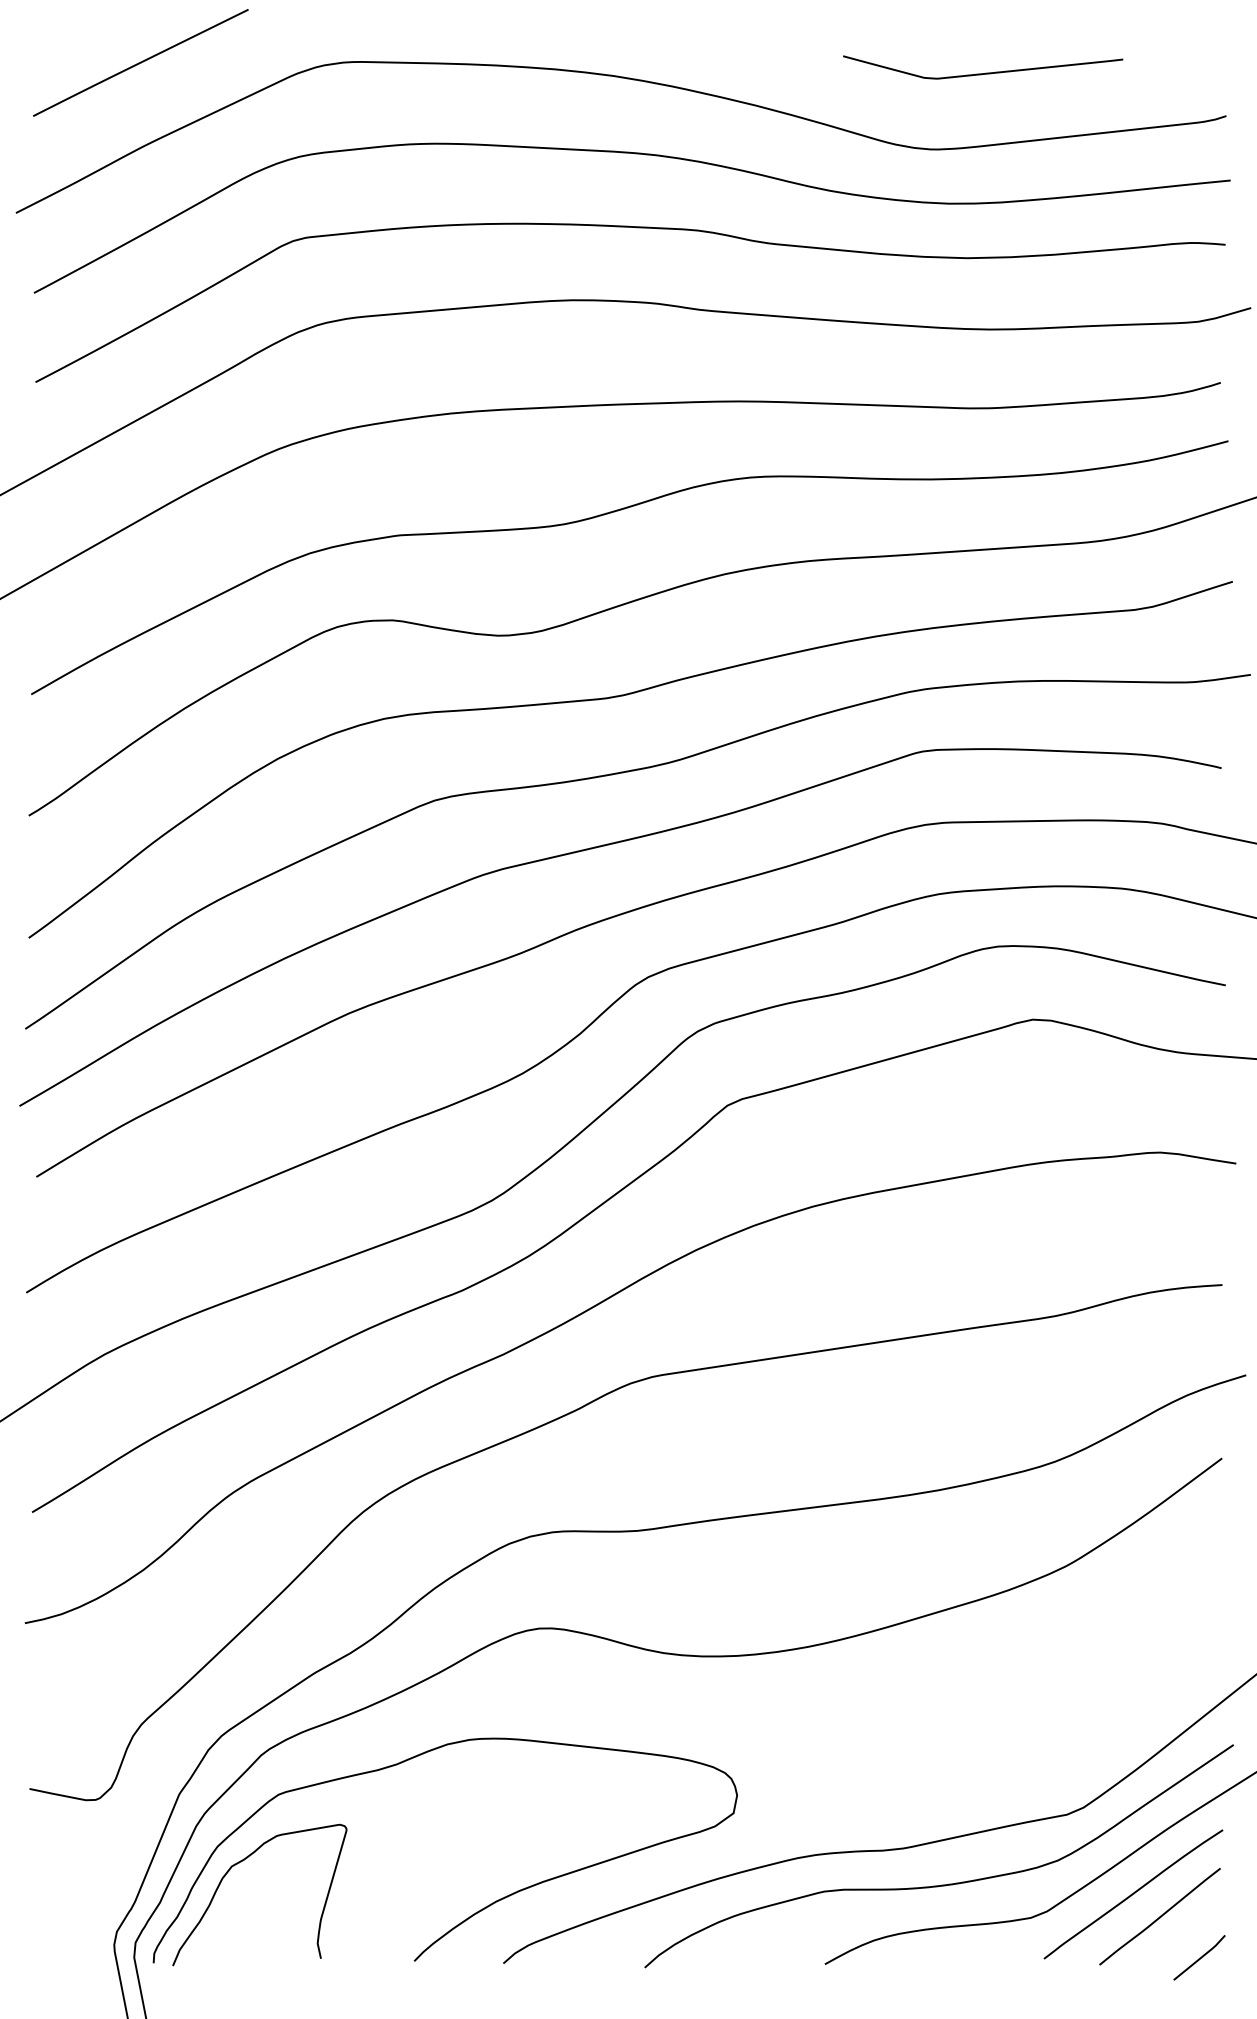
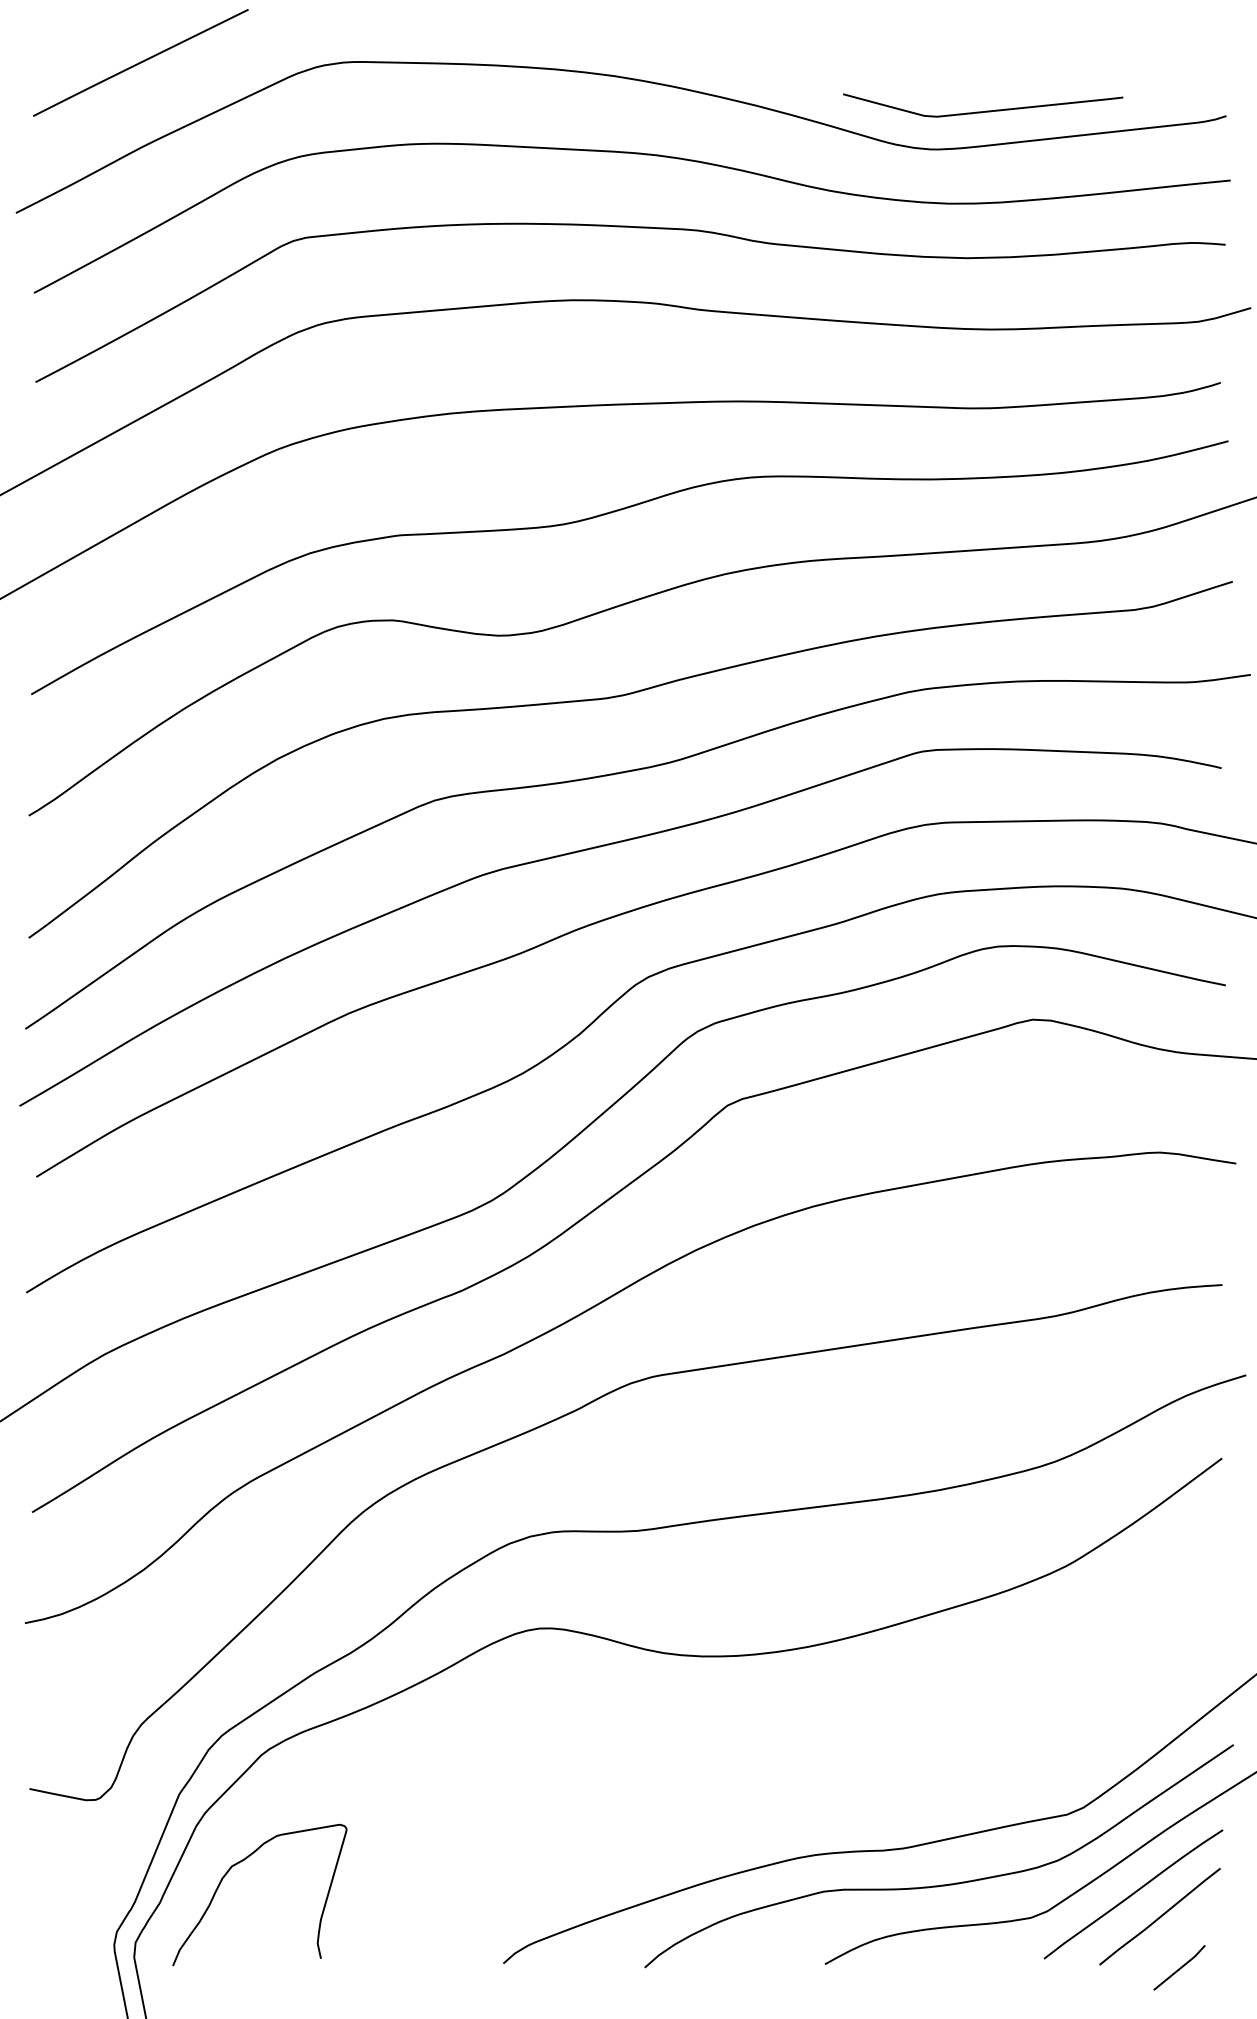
curve position: (985, 72) -> (985, 110) (985, 110)
curve: present -> none (478, 1910)
line position: (1199, 1957) -> (1179, 1967) (1179, 1967)
